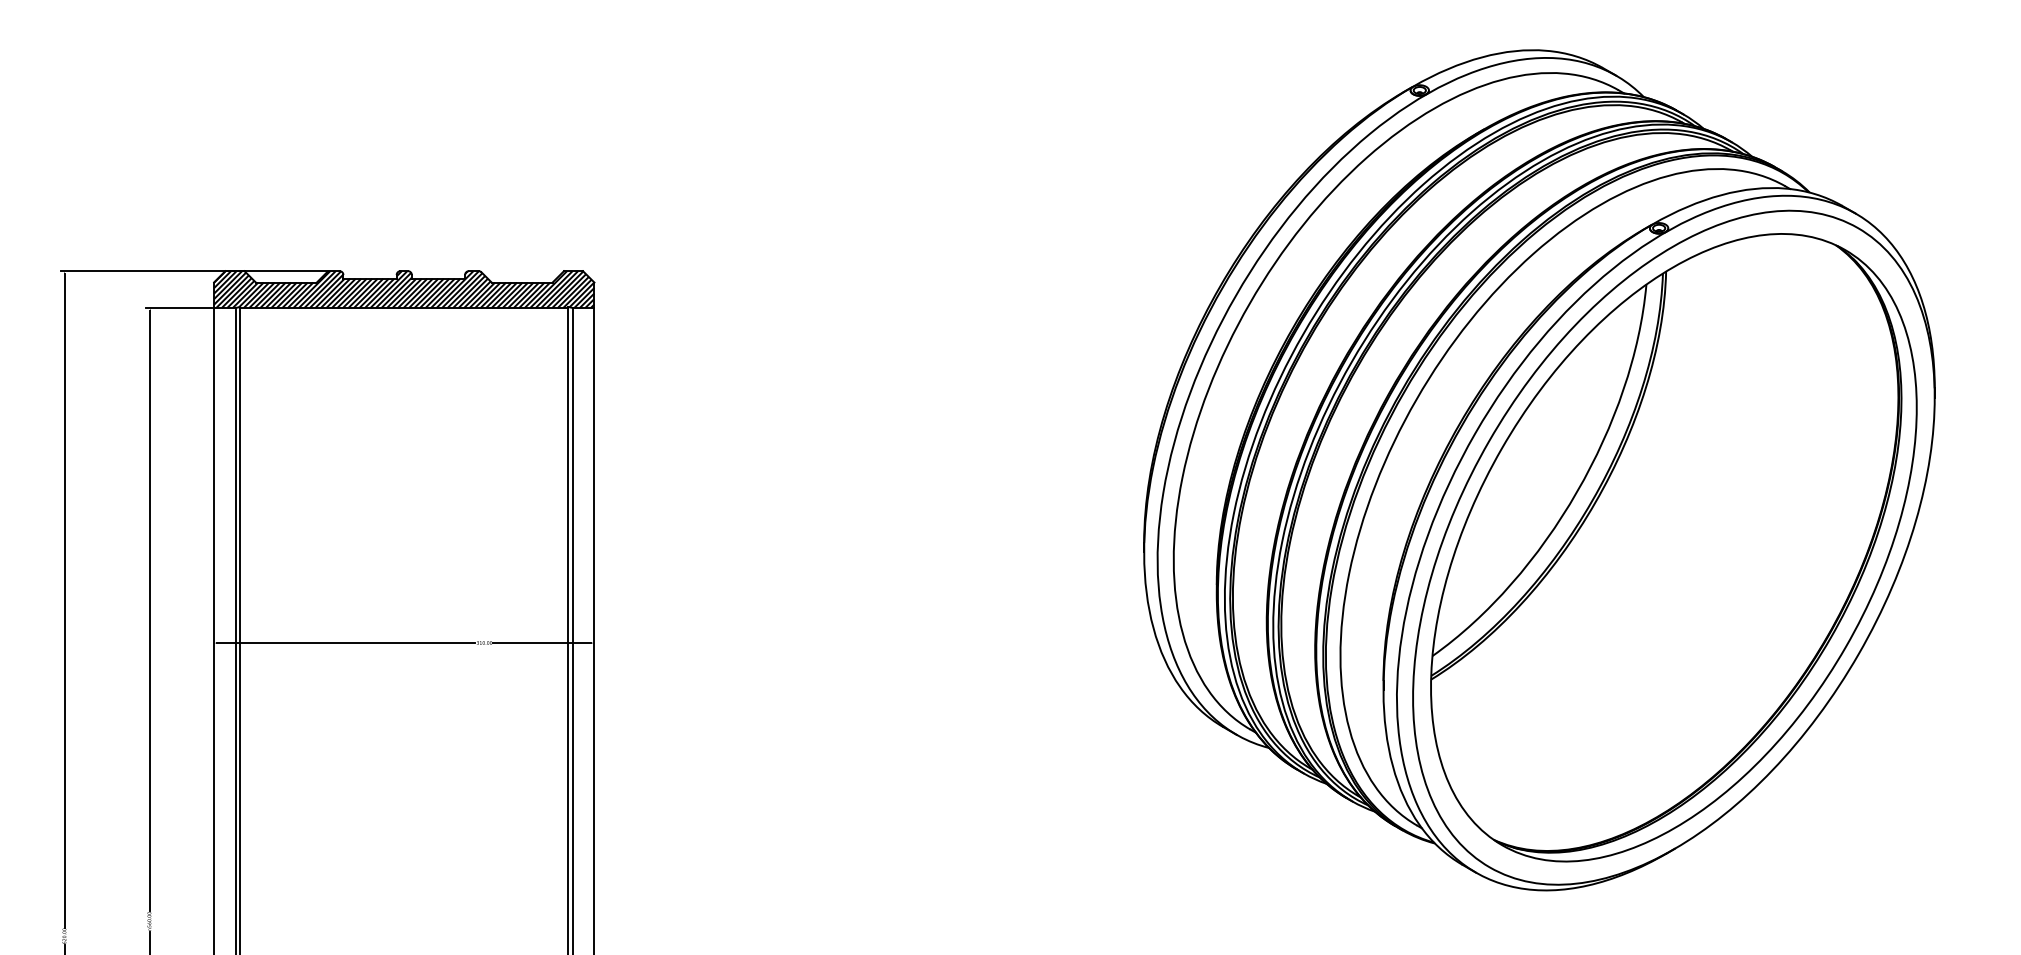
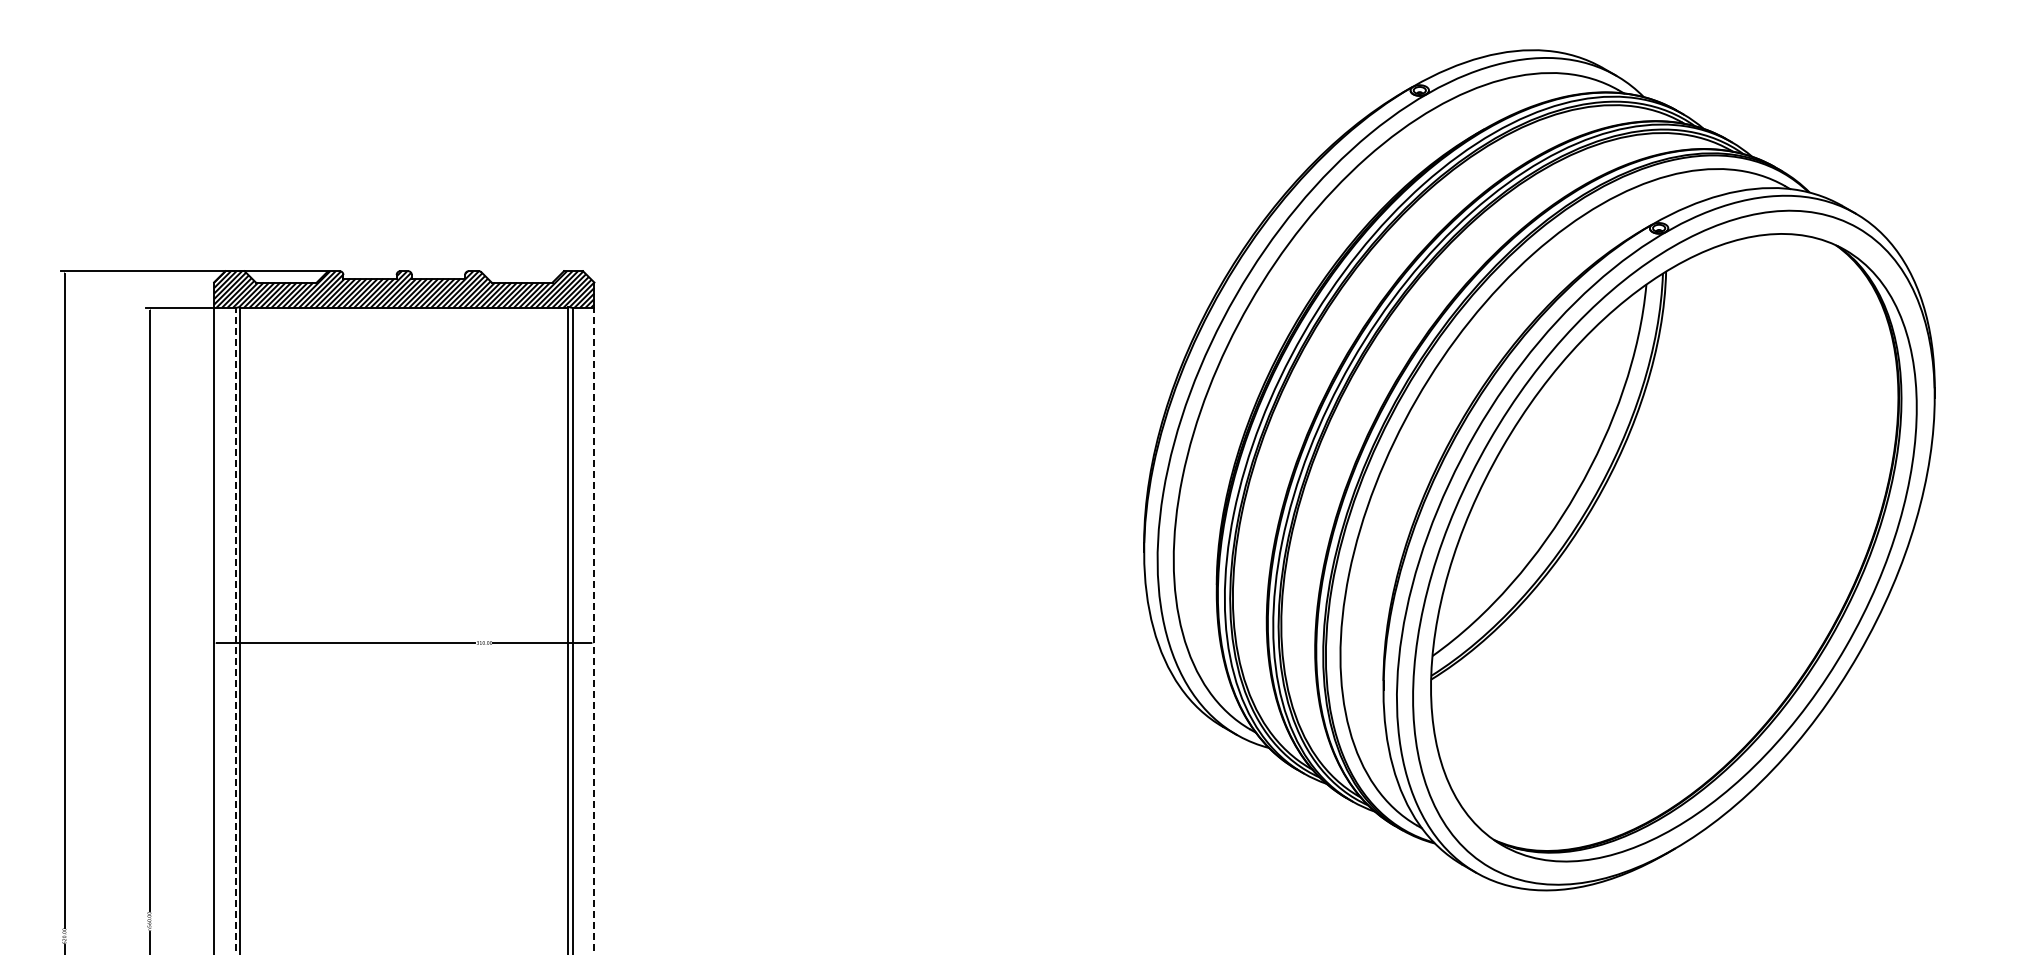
line: solid -> dashed (235, 630)
line: solid -> dashed (594, 630)
